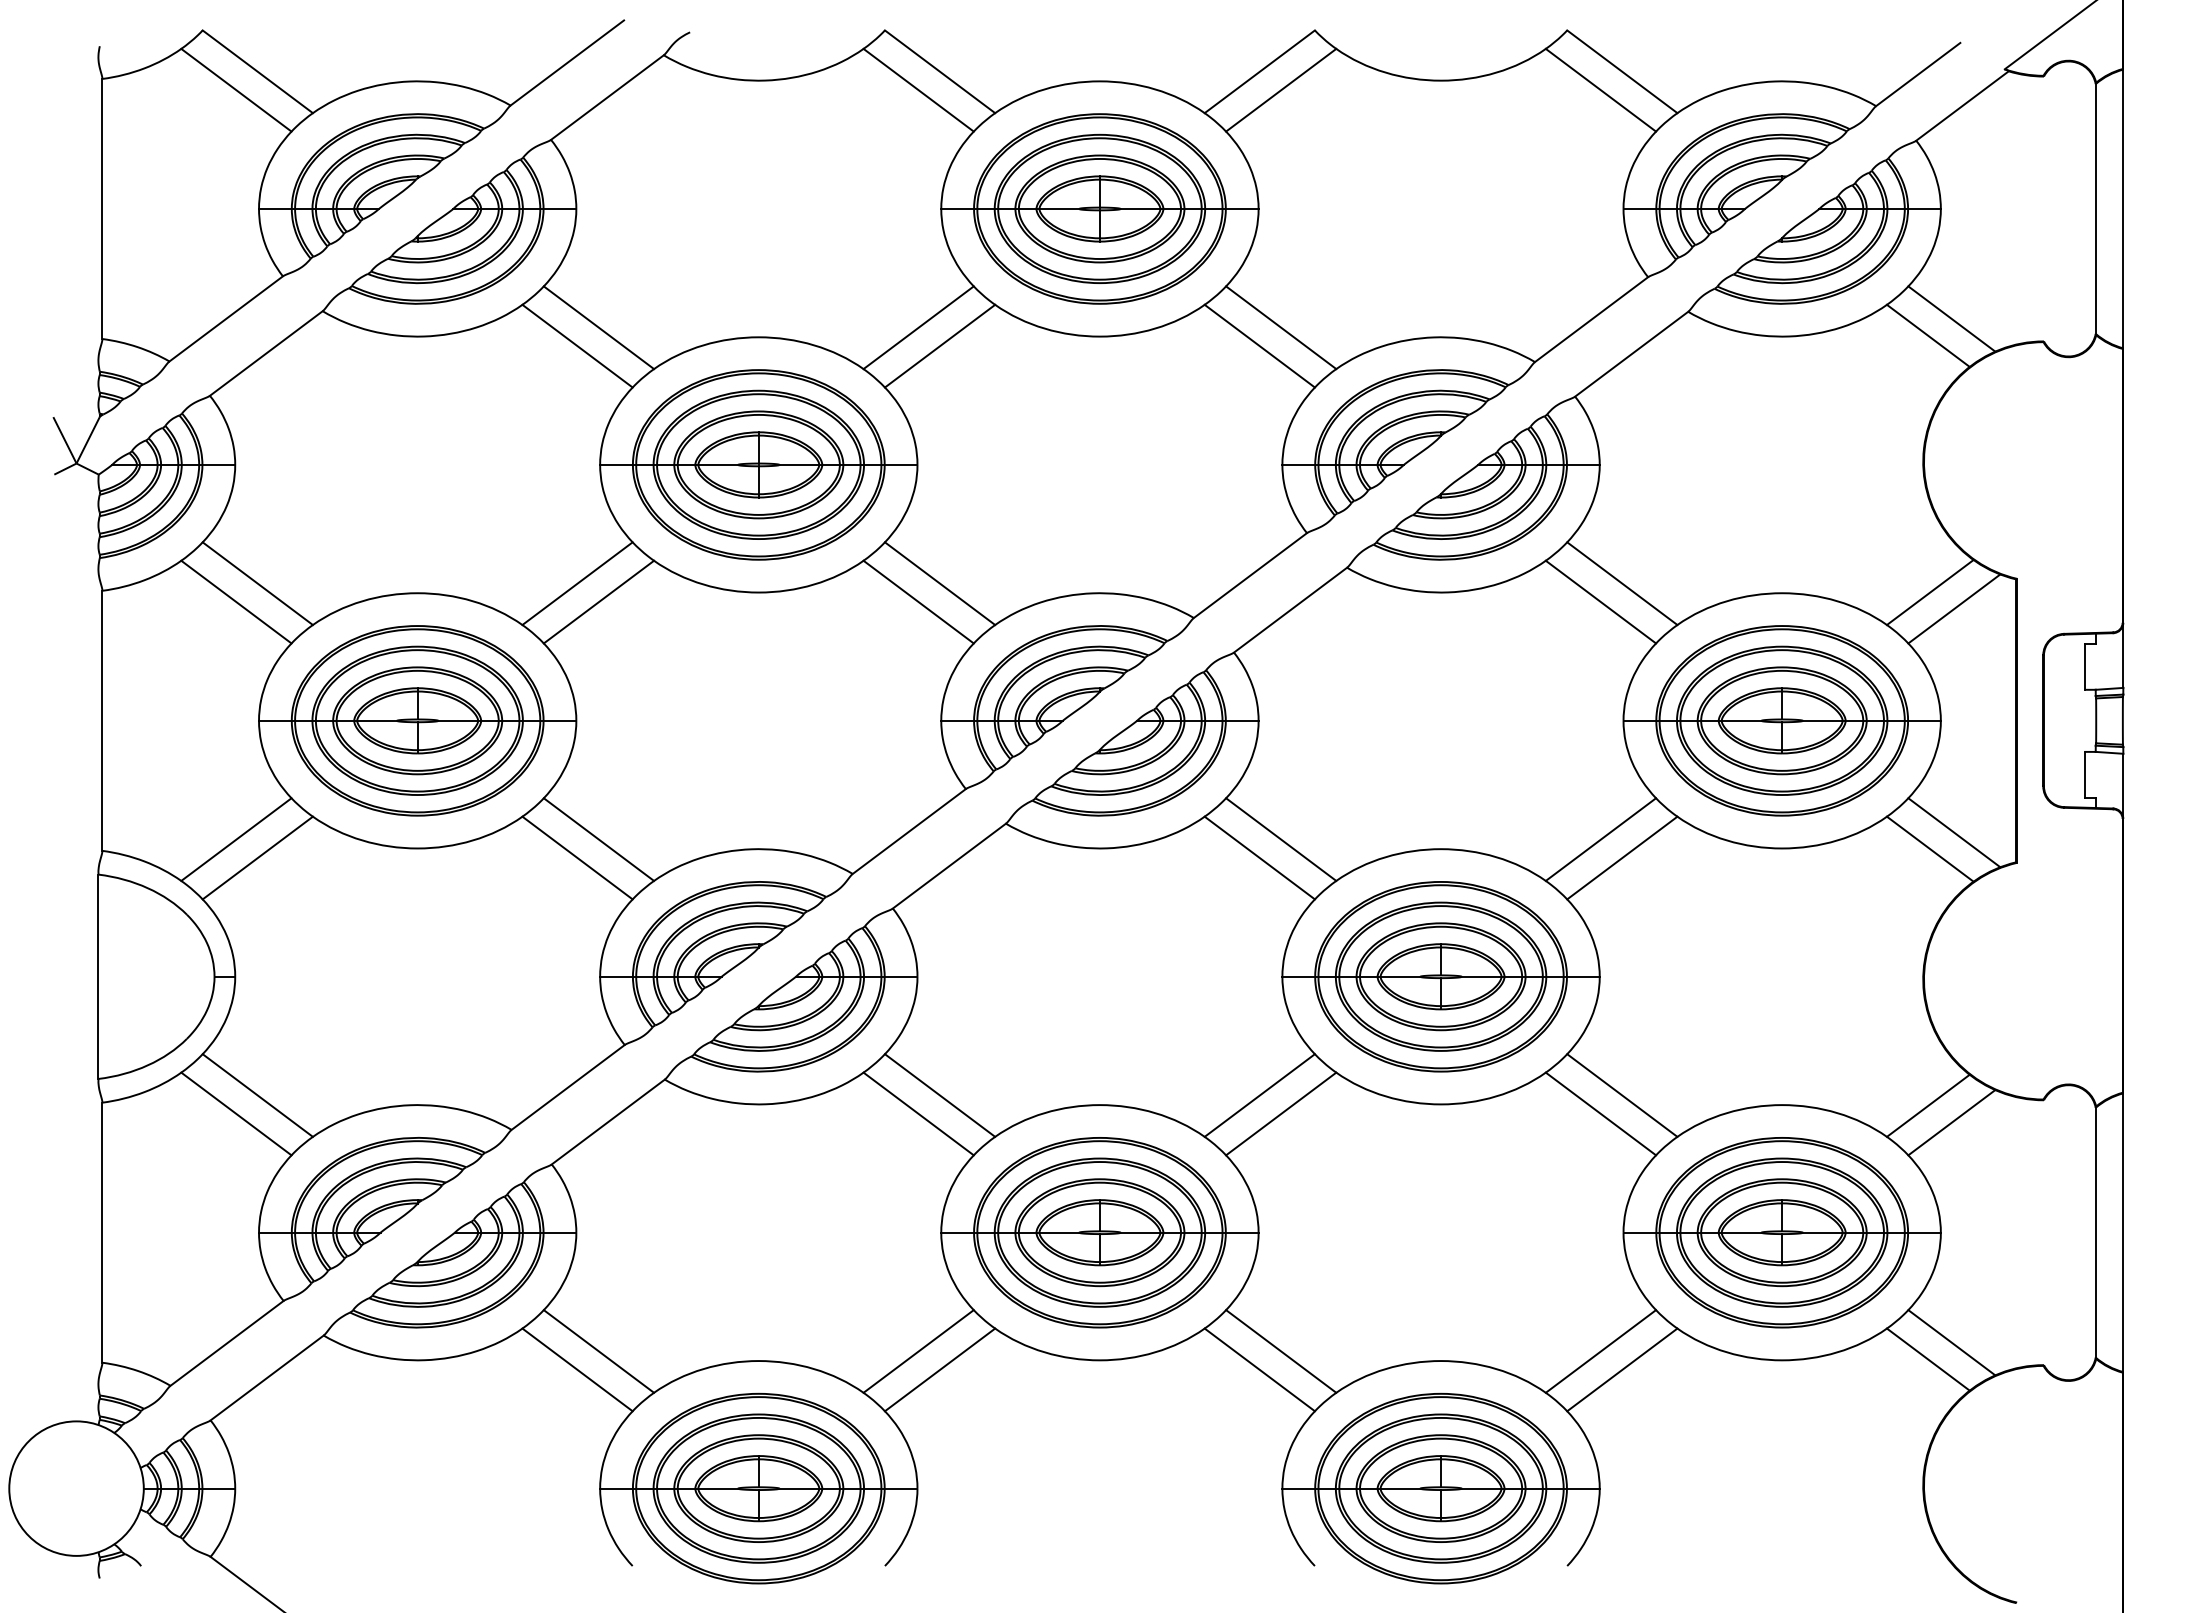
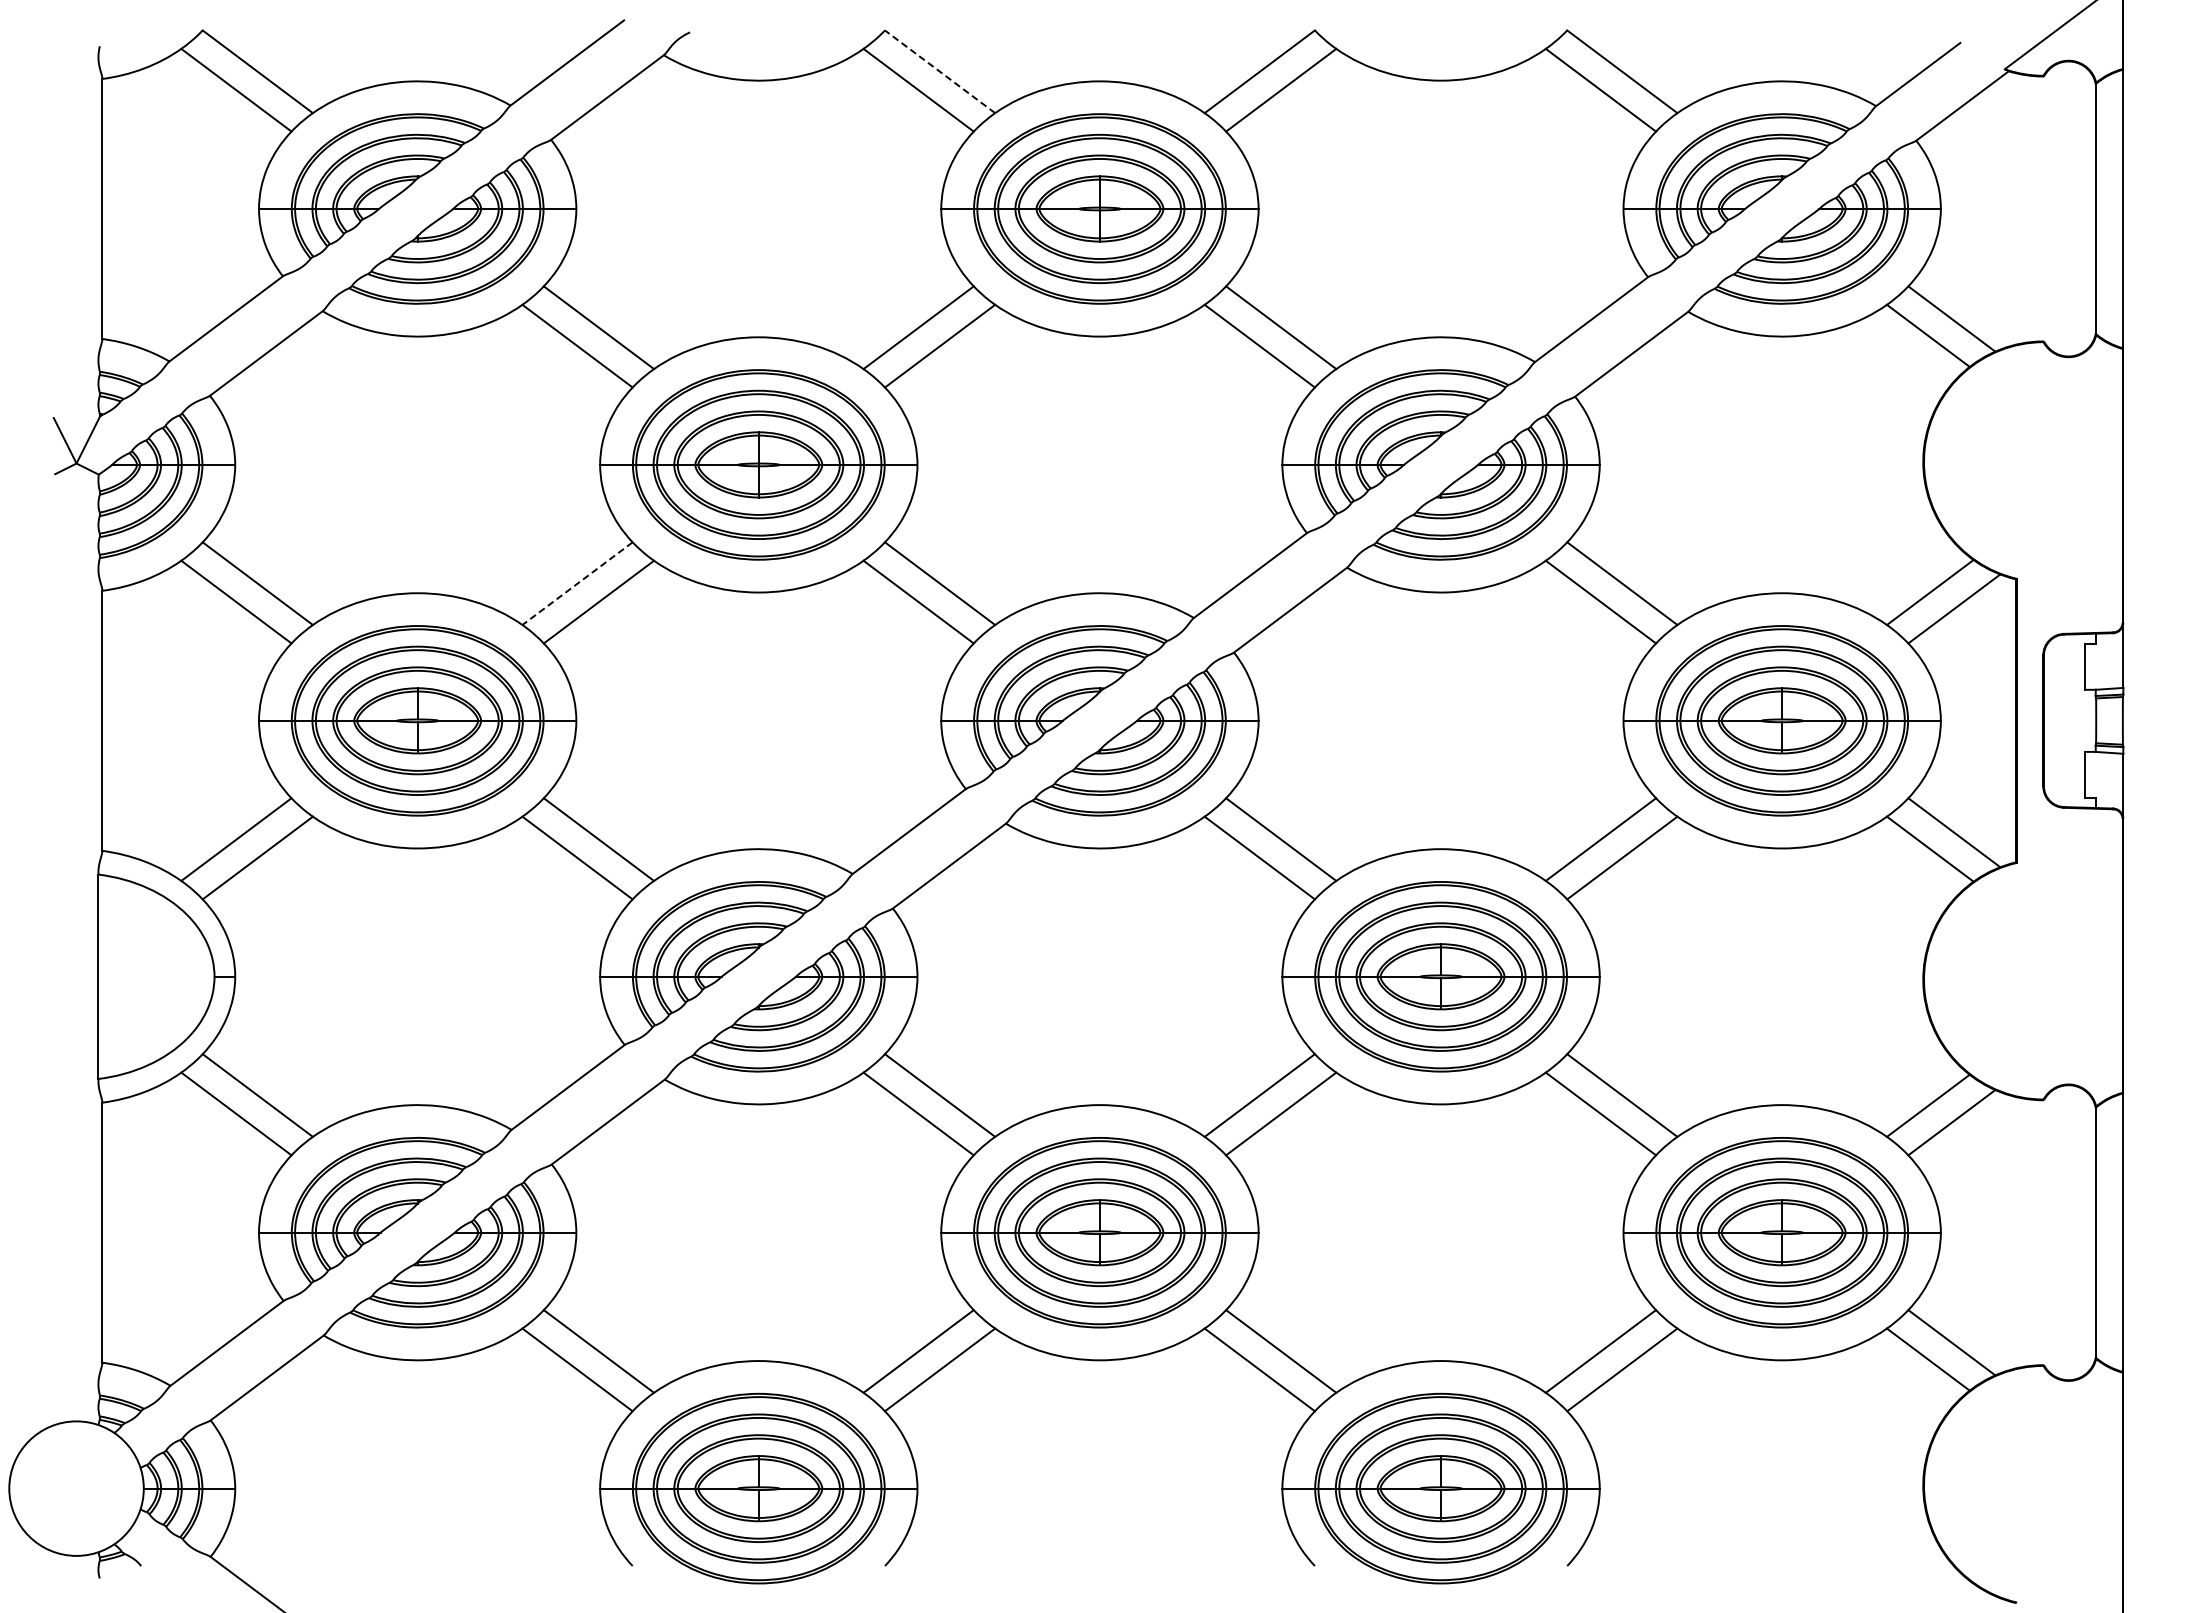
line: solid -> dashed (940, 71)
line: solid -> dashed (577, 583)
